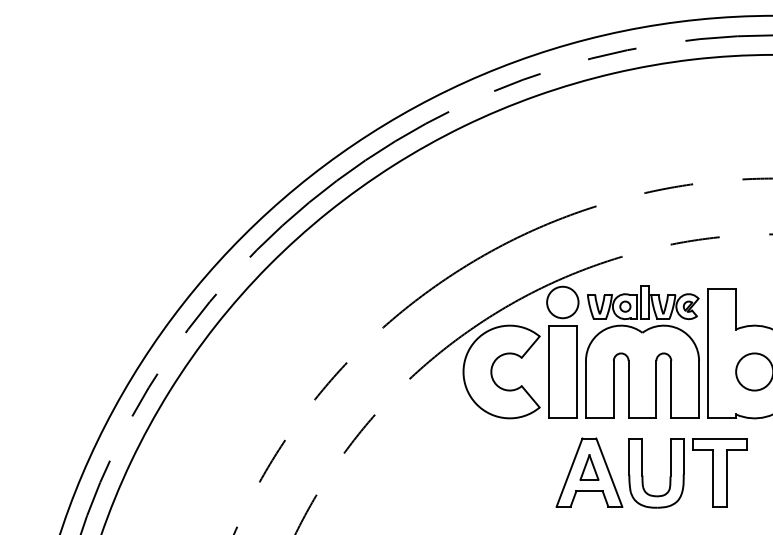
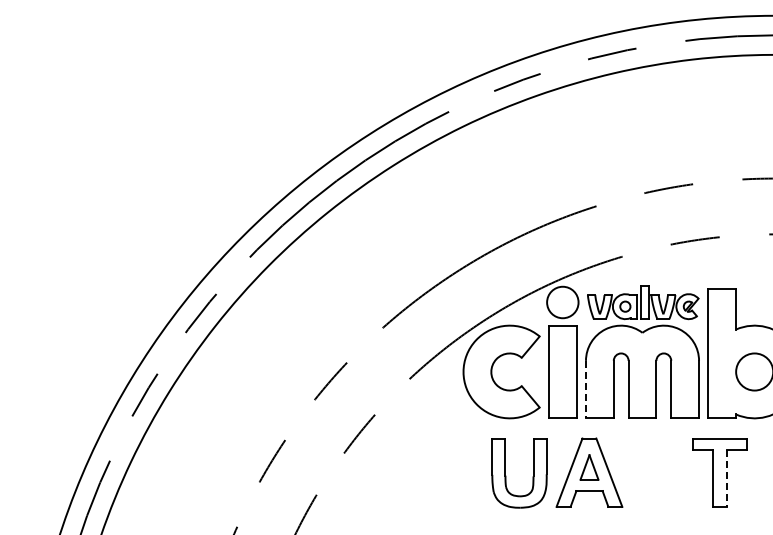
line: solid -> dashed (586, 389)
part position: (643, 475) -> (506, 475) (506, 475)
line: solid -> dashed (726, 478)
